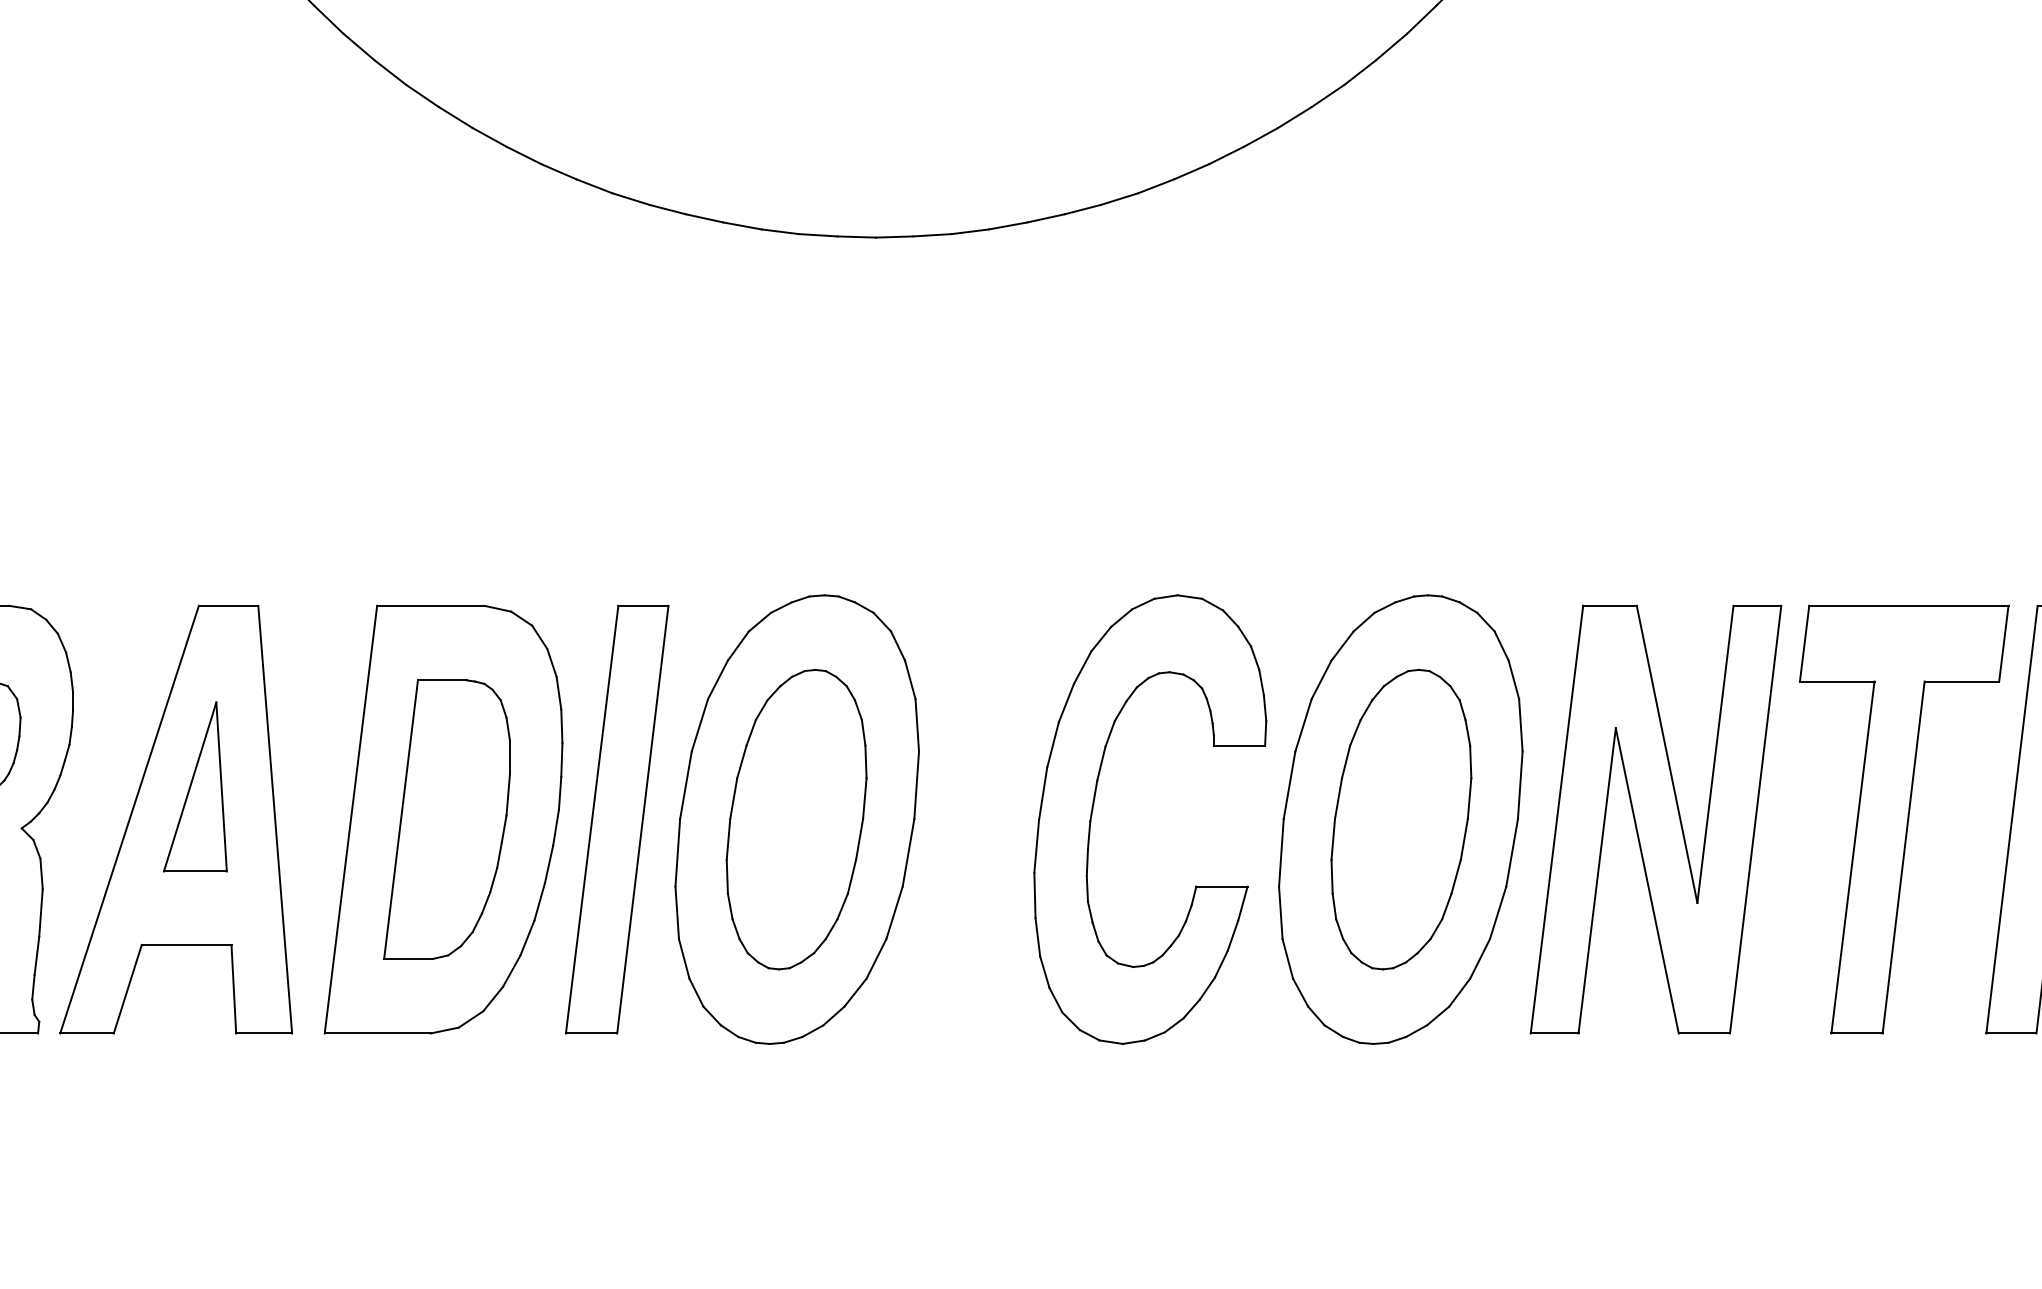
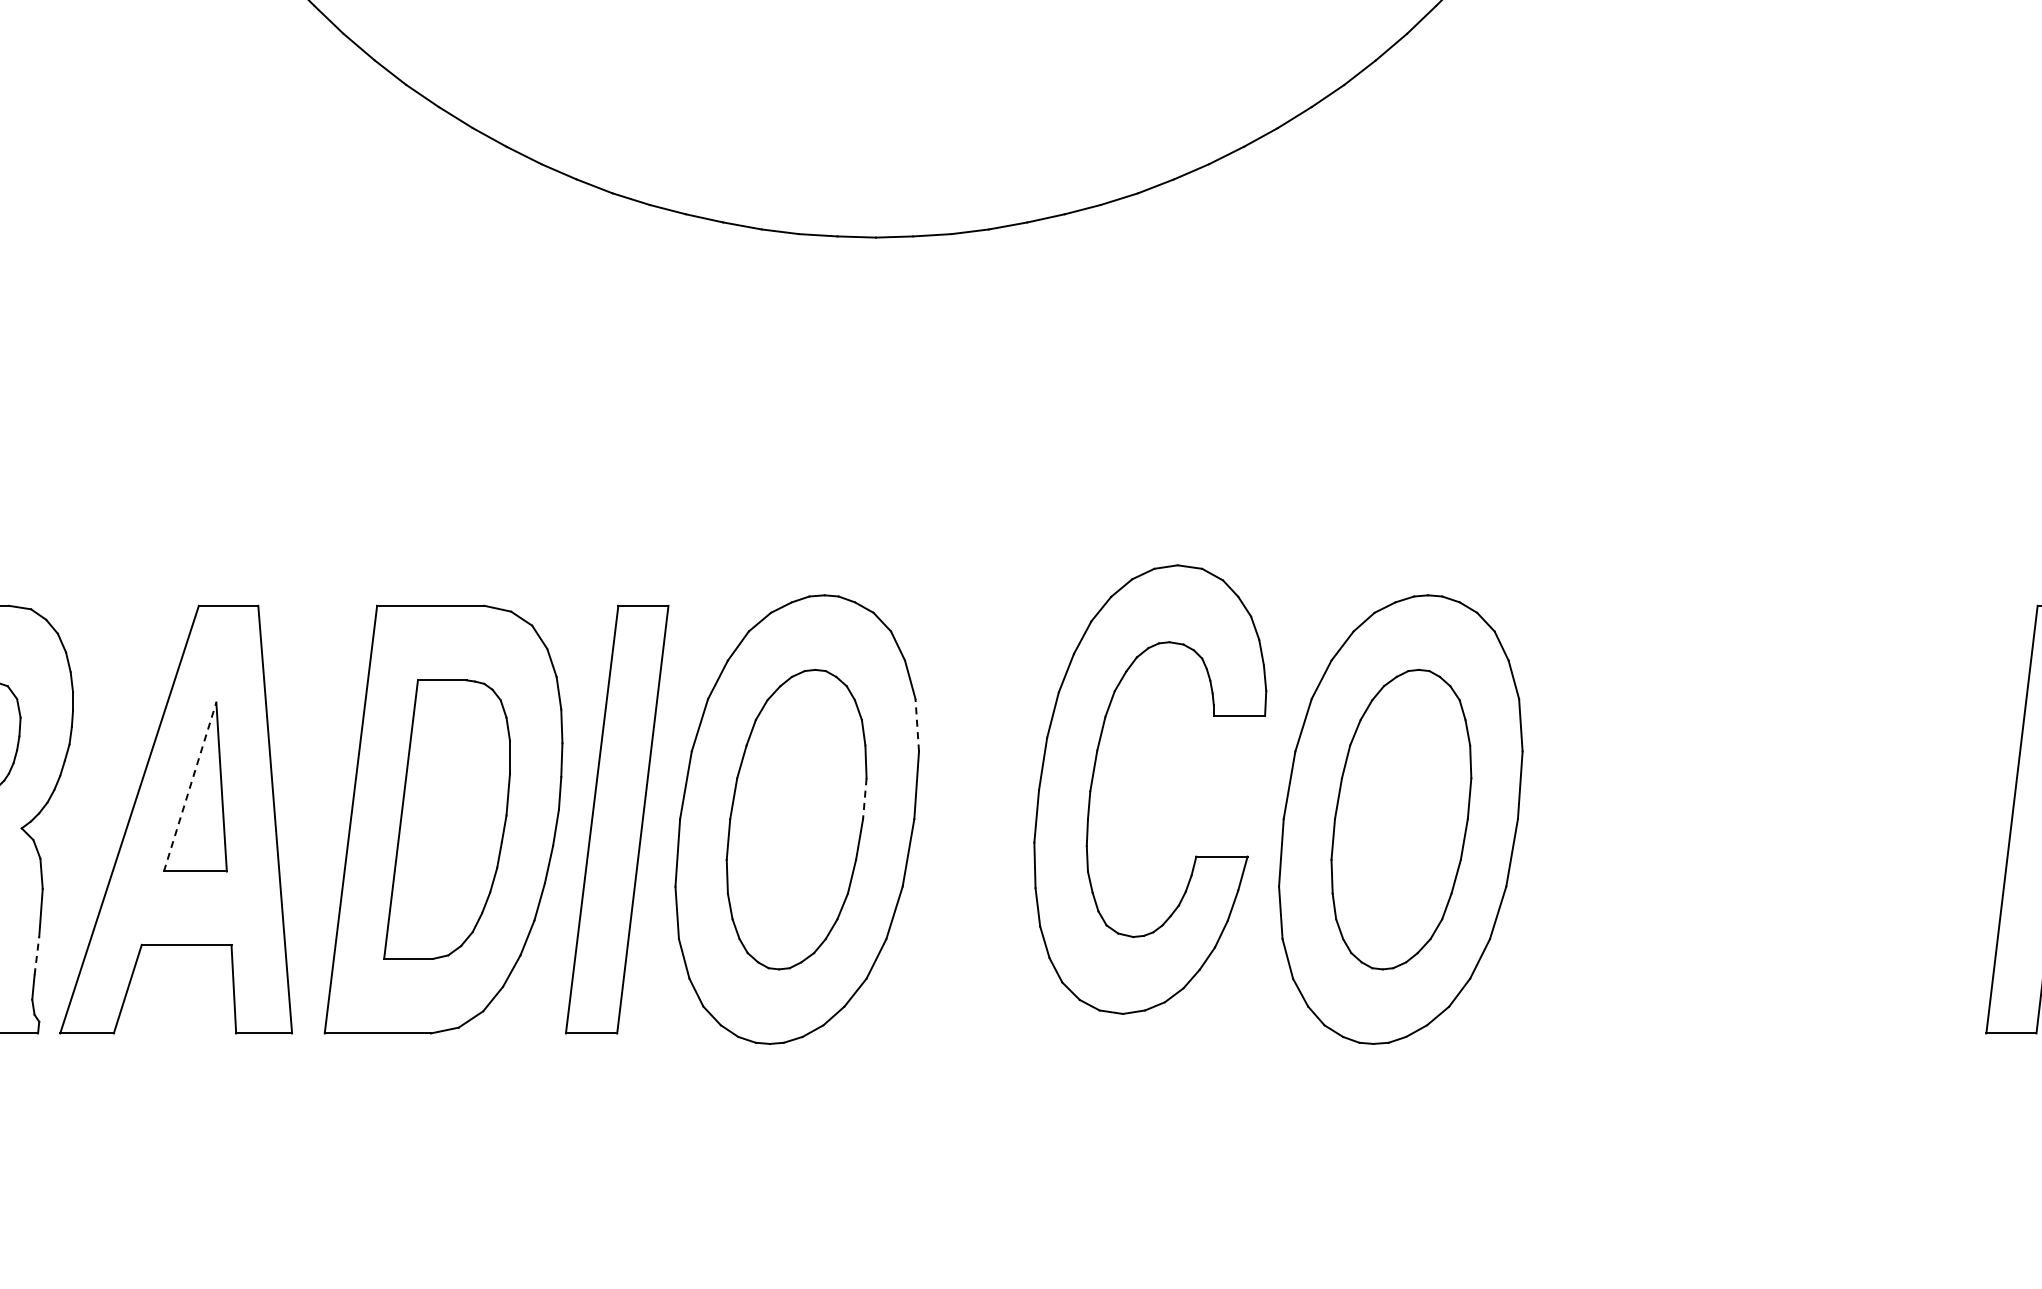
line: solid -> dashed (917, 724)
line: solid -> dashed (190, 786)
line: solid -> dashed (864, 799)
part position: (1093, 810) -> (1093, 780) (1093, 780)
part: present -> none (1655, 819)
part: present -> none (1904, 819)
line: solid -> dashed (36, 955)
